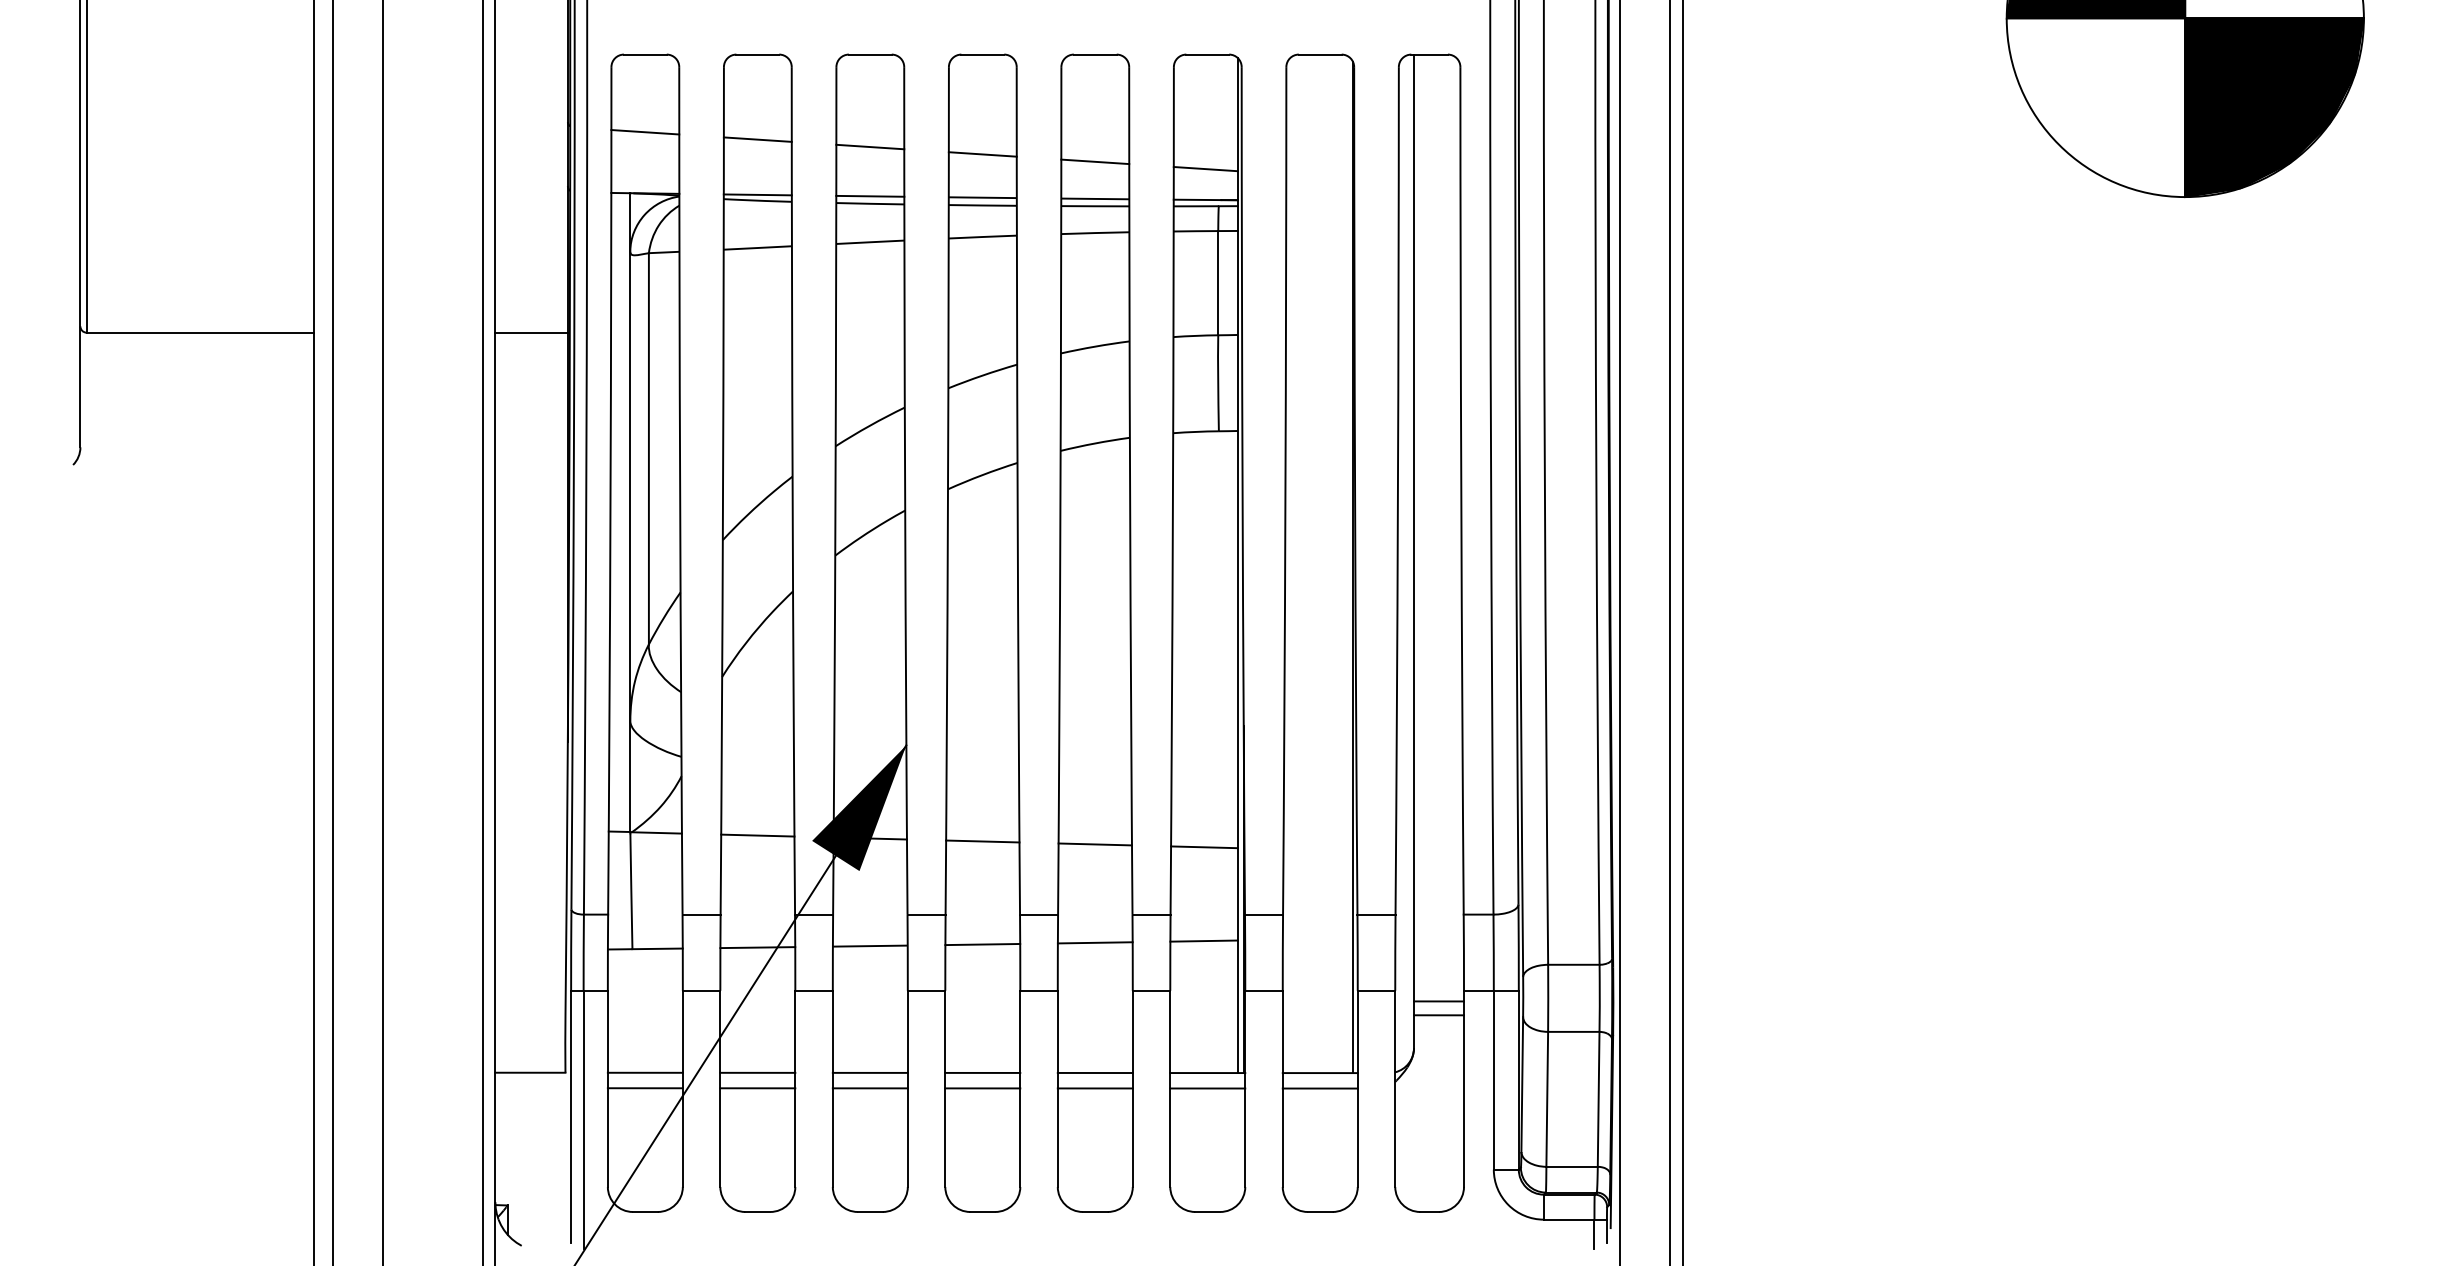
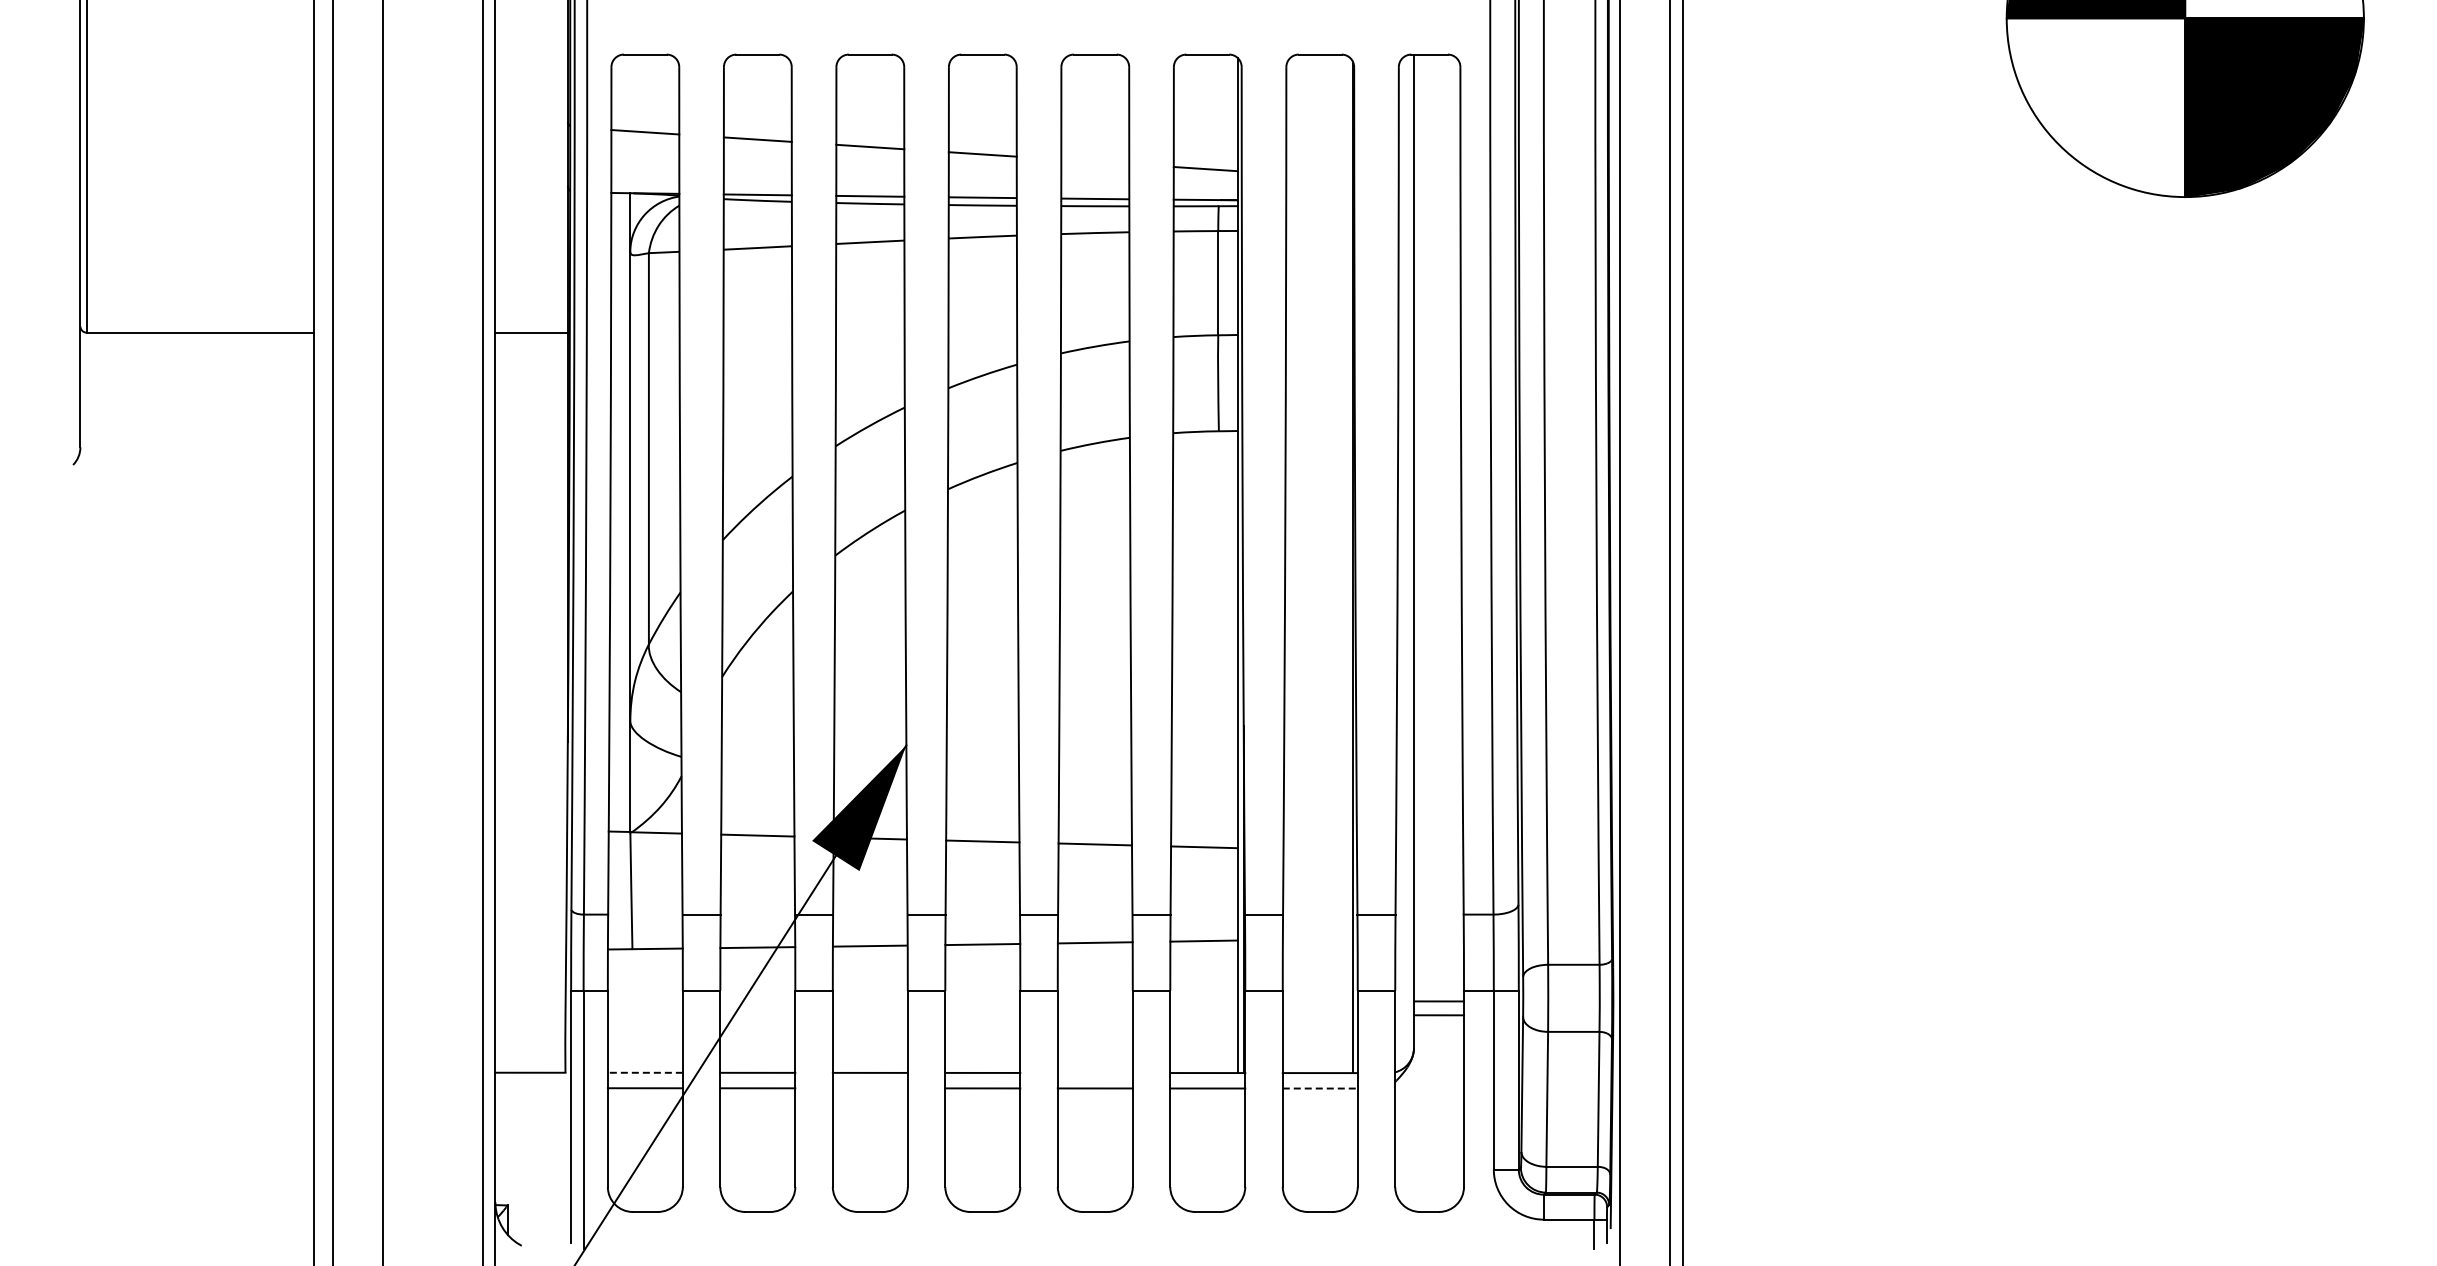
line: present -> none (1095, 161)
line: solid -> dashed (644, 1072)
line: present -> none (1094, 1072)
line: present -> none (869, 1088)
line: solid -> dashed (1320, 1088)
